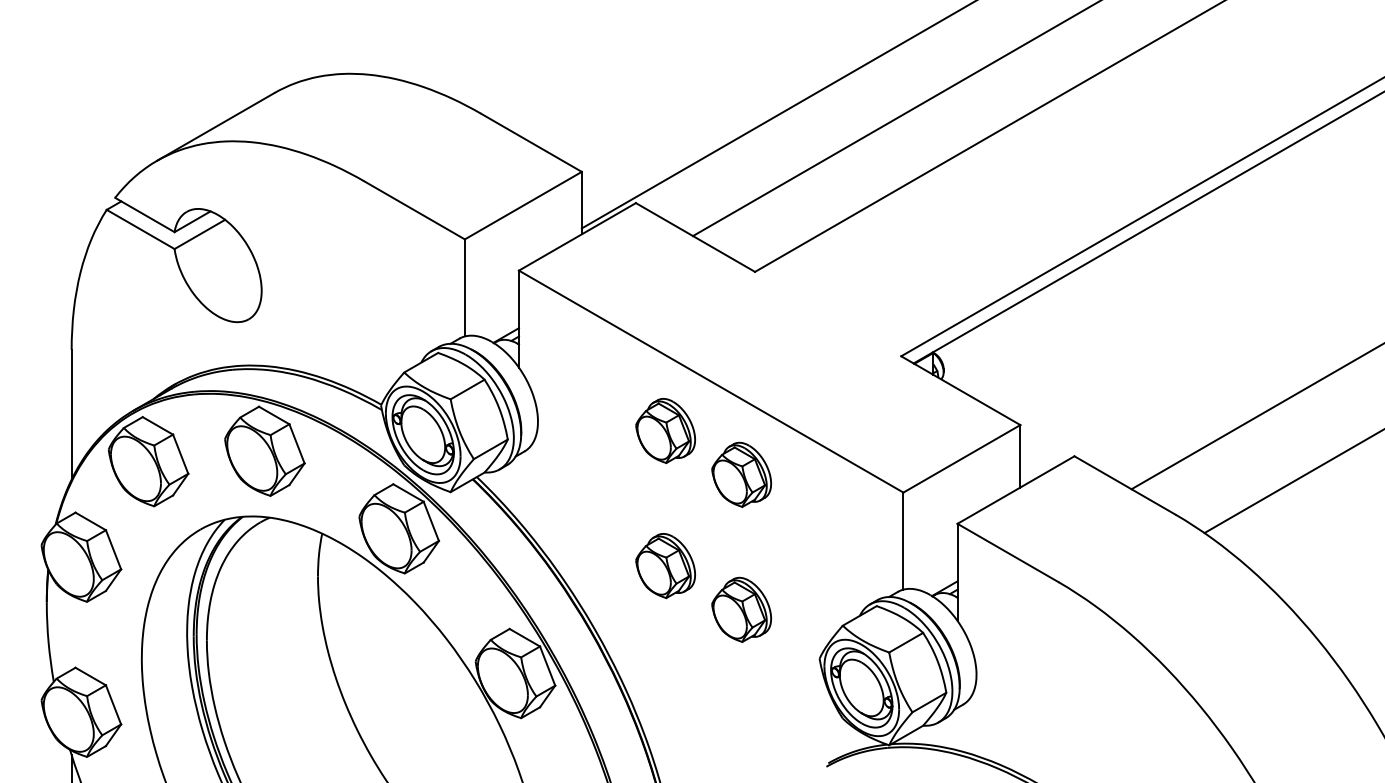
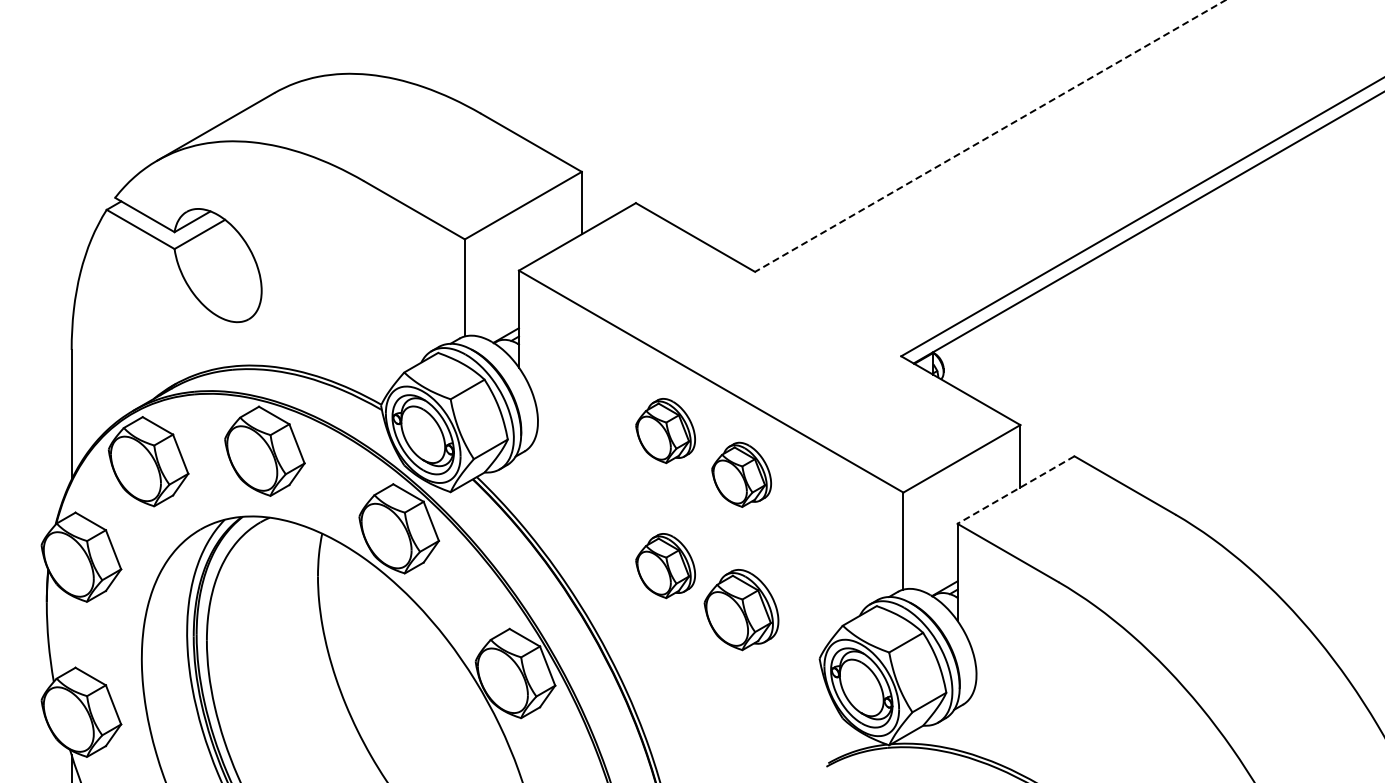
line: present -> none (777, 115)
line: present -> none (895, 119)
line: solid -> dashed (989, 136)
line: present -> none (1256, 416)
line: present -> none (1292, 482)
line: solid -> dashed (1016, 490)
part size: 62x67 px -> 77x83 px (741, 610)
